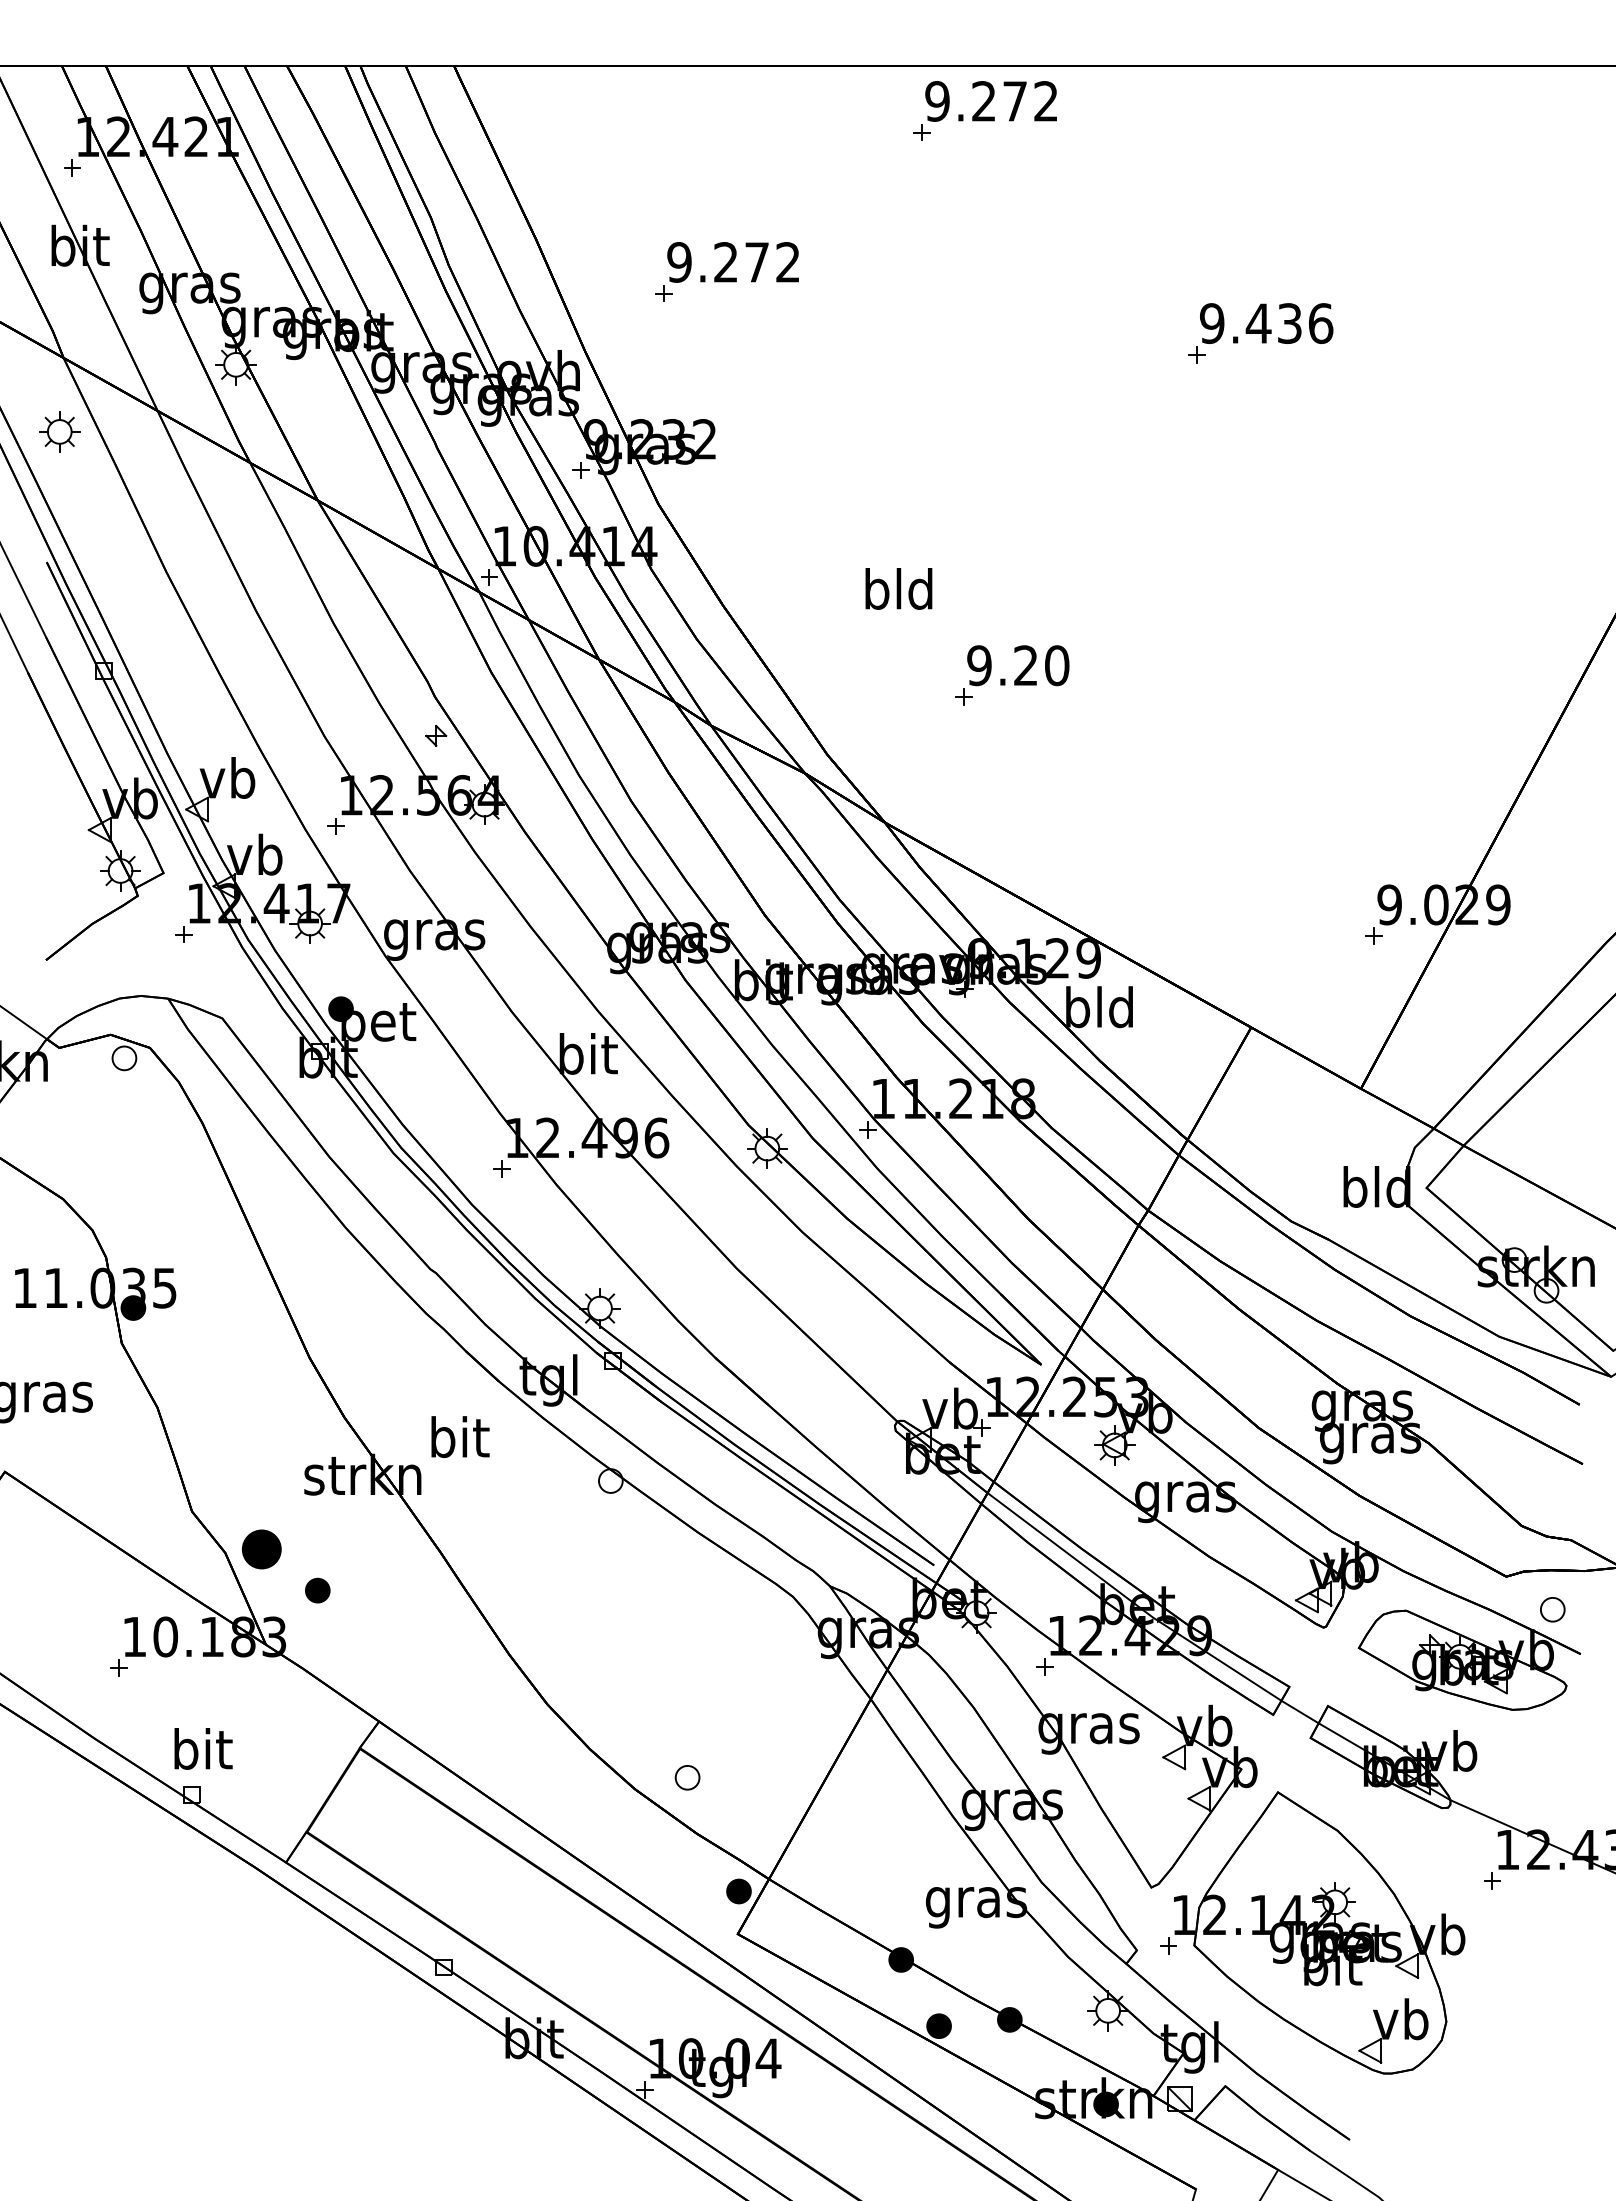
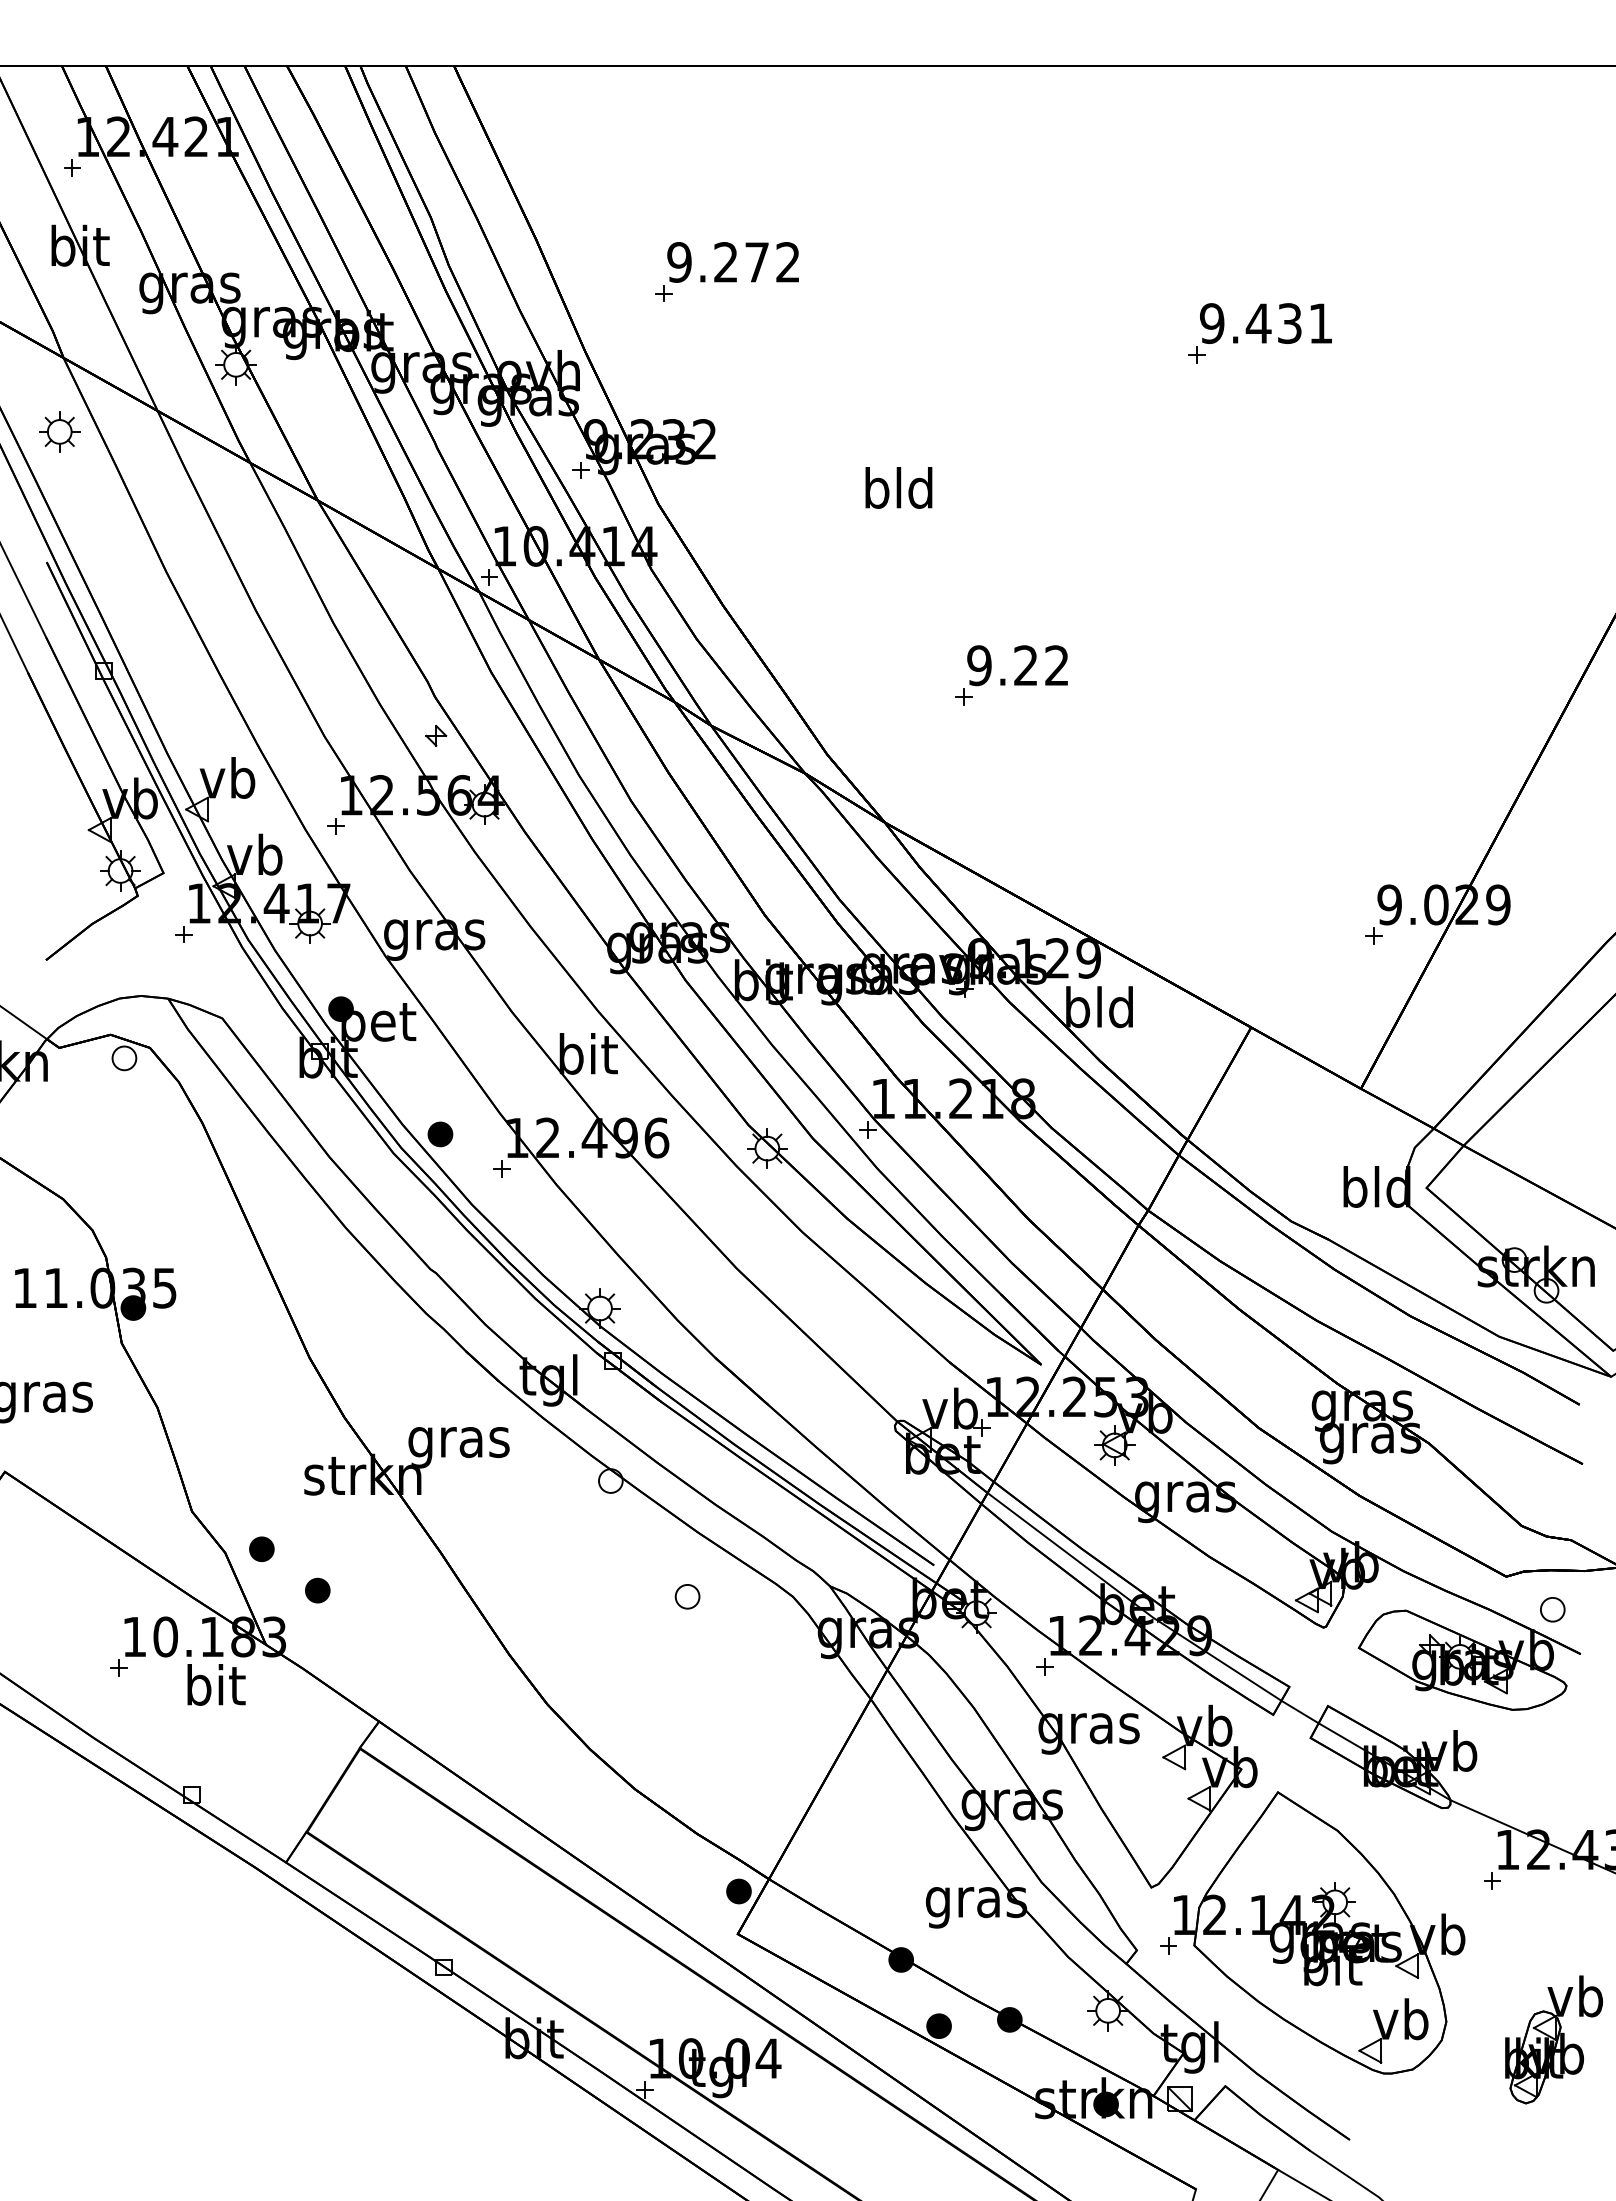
part: present -> none (984, 110)
text: 9.436 -> 9.431 (1321, 323)
text position: (898, 588) -> (898, 487) (898, 487)
text: 9.20 -> 9.22 (1057, 665)
part: none -> present (440, 1134)
text: bit -> gras (458, 1442)
part size: 40x41 px -> 26x26 px (261, 1548)
text position: (203, 1748) -> (216, 1684) (216, 1684)
part position: (687, 1777) -> (687, 1596) (687, 1596)
part: none -> present (1553, 2039)
